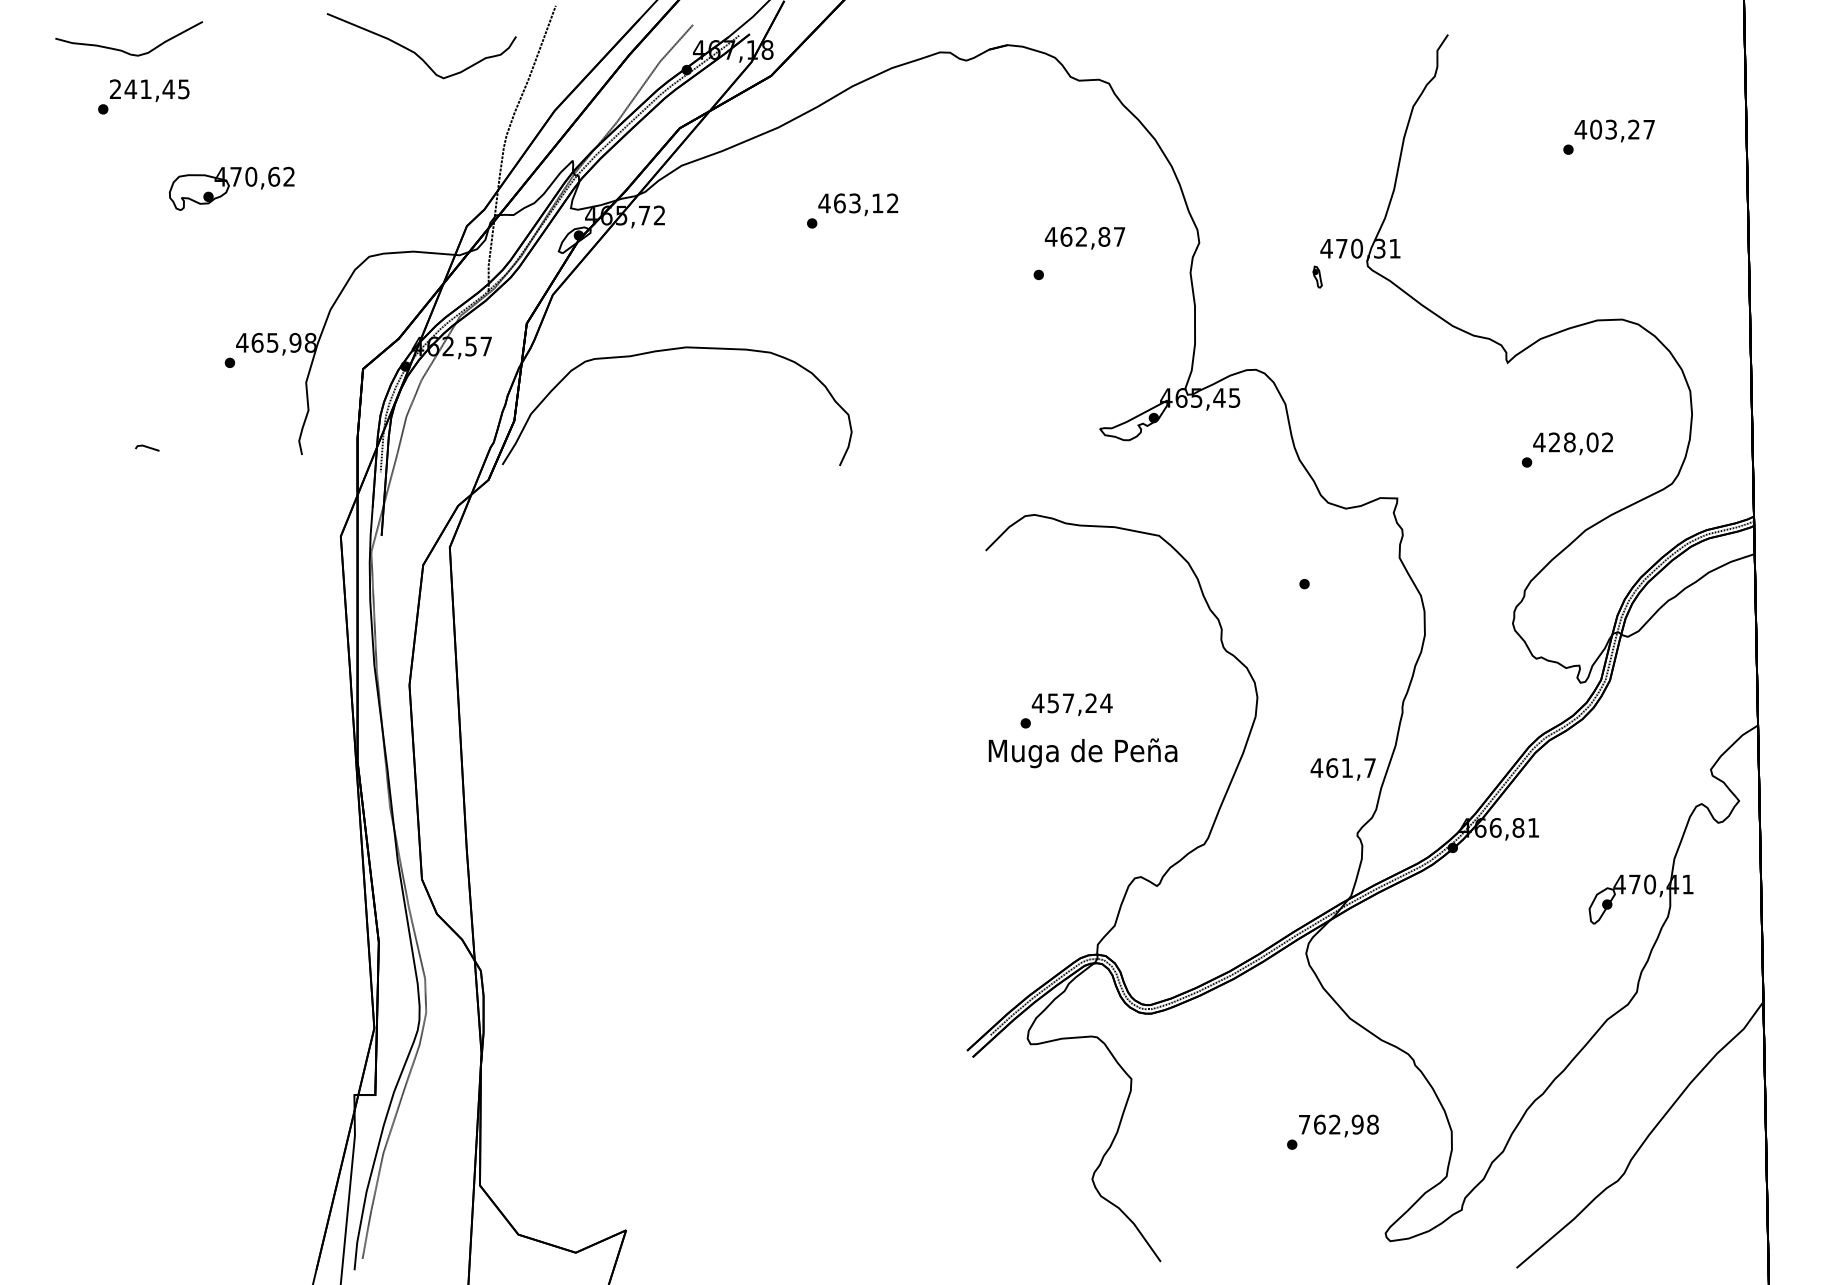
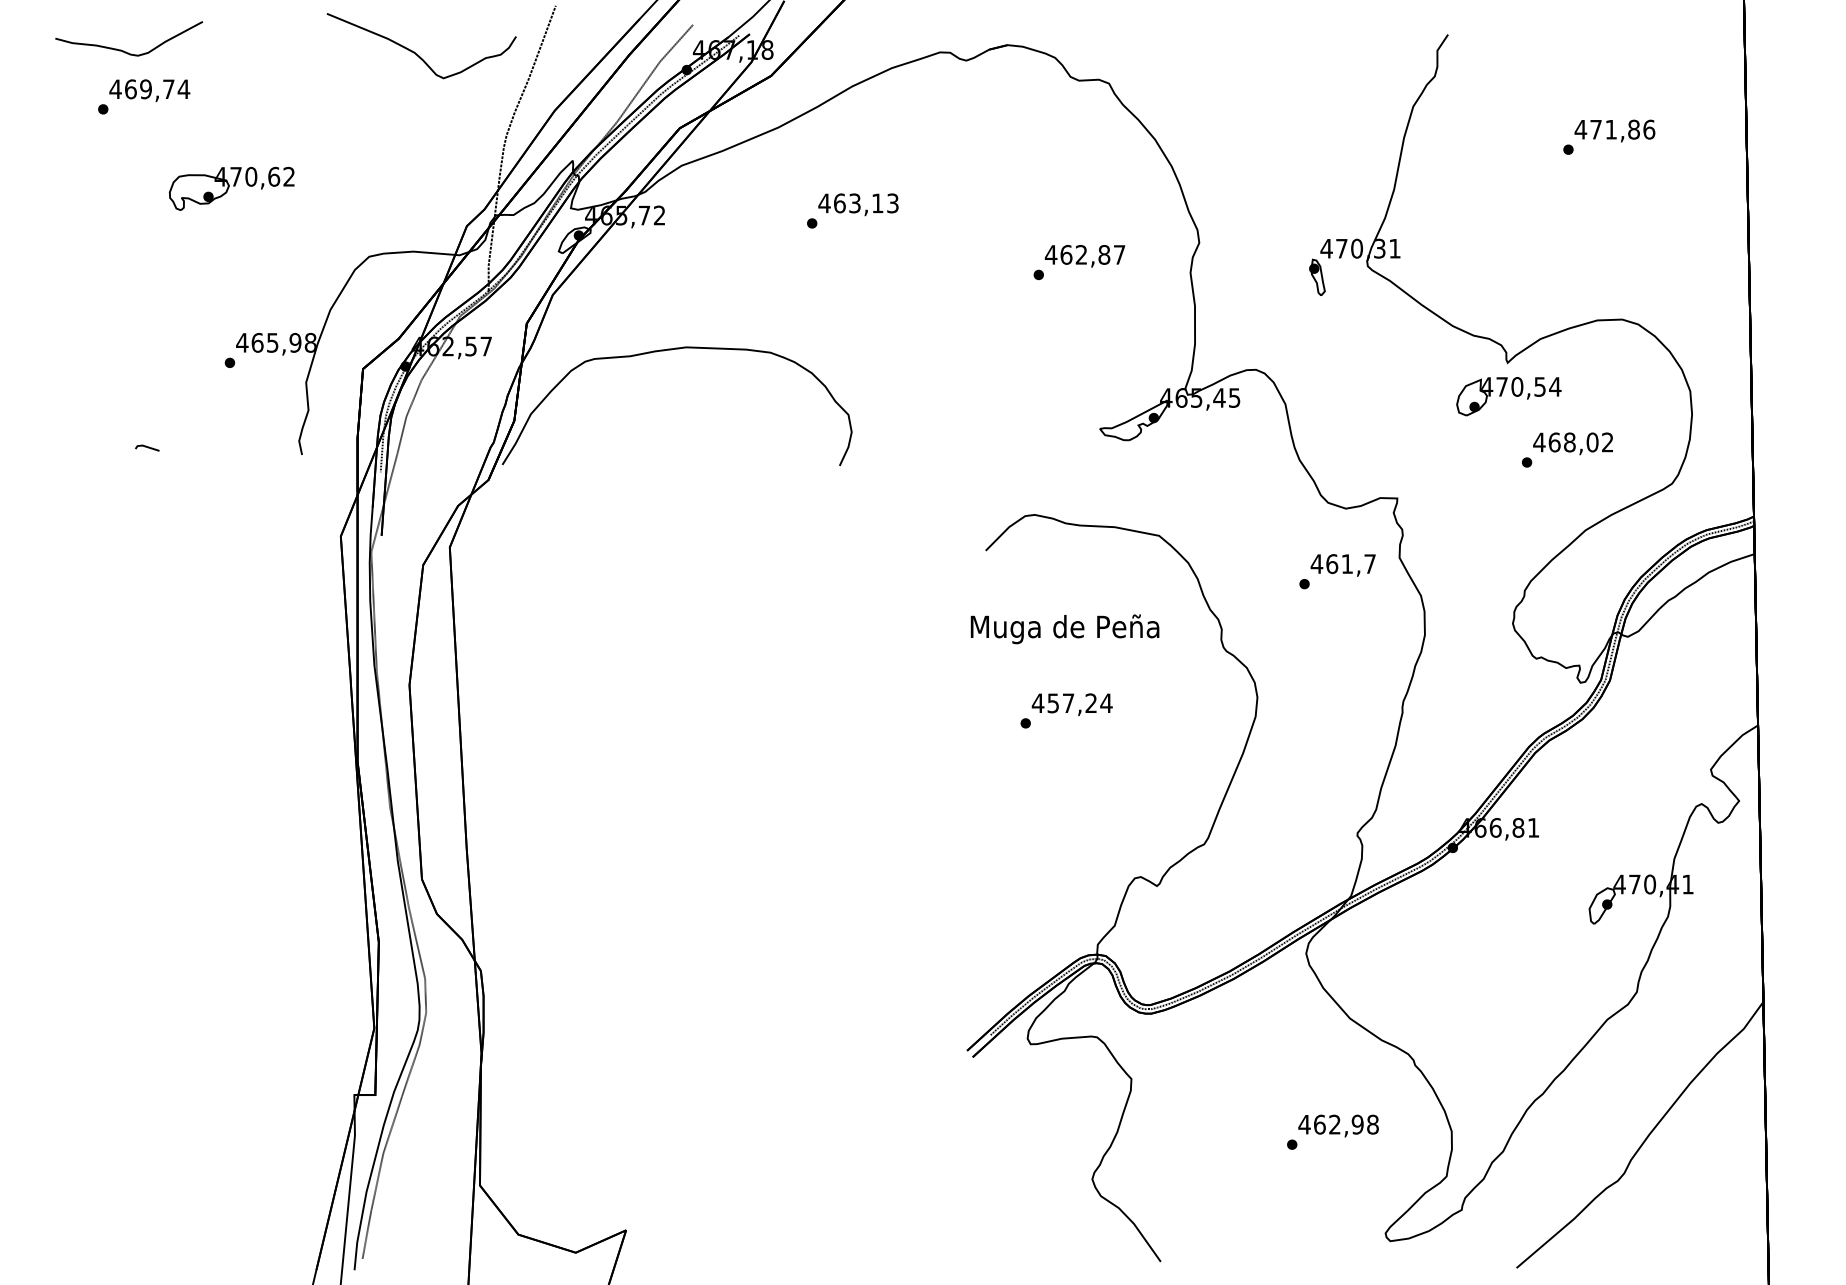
text: 241,45 -> 469,74 (149, 89)
text: 403,27 -> 471,86 (1622, 129)
text: 463,12 -> 463,13 (892, 203)
text position: (1084, 238) -> (1084, 256) (1084, 256)
part size: 11x24 px -> 17x38 px (1317, 276)
part: none -> present (1508, 396)
text: 428,02 -> 468,02 (1554, 442)
text position: (1082, 753) -> (1064, 629) (1064, 629)
text position: (1342, 769) -> (1342, 565) (1342, 565)
text: 762,98 -> 462,98 (1304, 1124)
